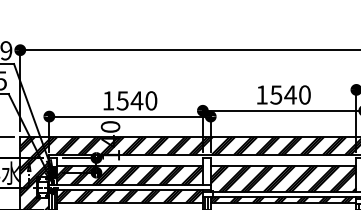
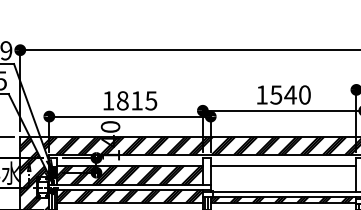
text: 1540 -> 1815 (136, 100)
hatch: present -> none (39, 153)
hatch: present -> none (283, 178)
